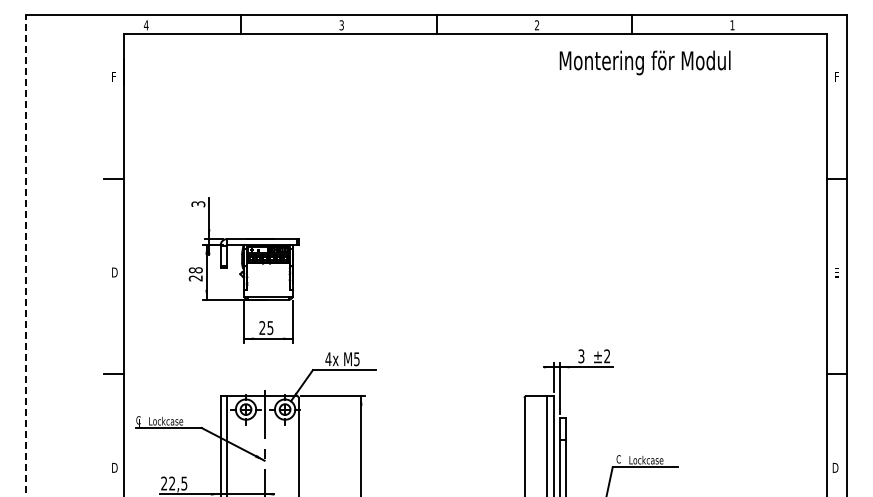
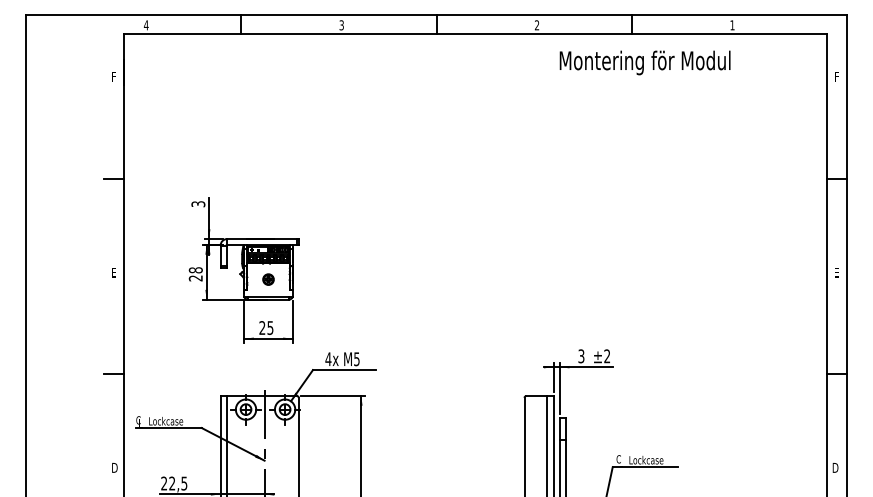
line: dashed -> solid (26, 255)
text: D -> E (114, 272)
part: none -> present (268, 279)
